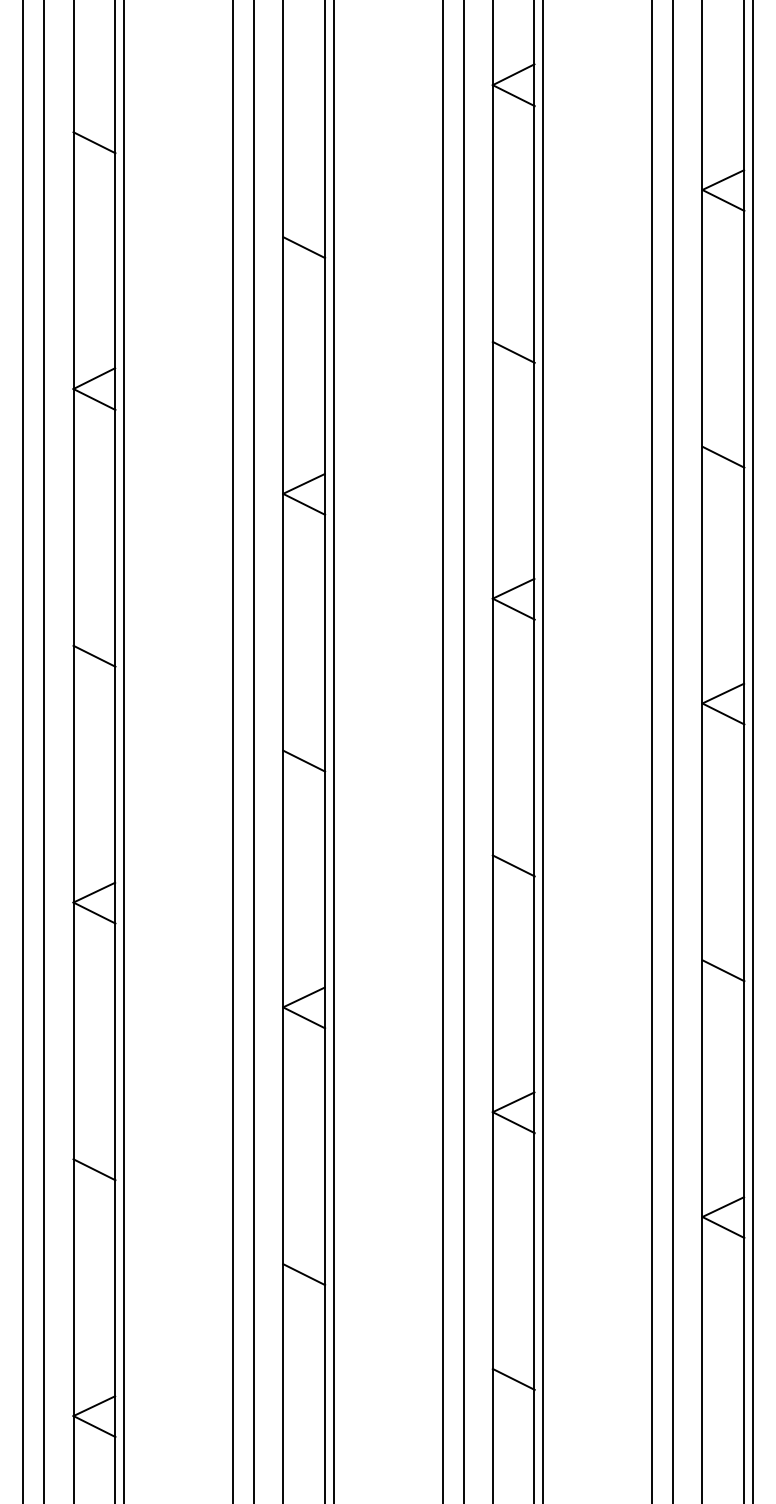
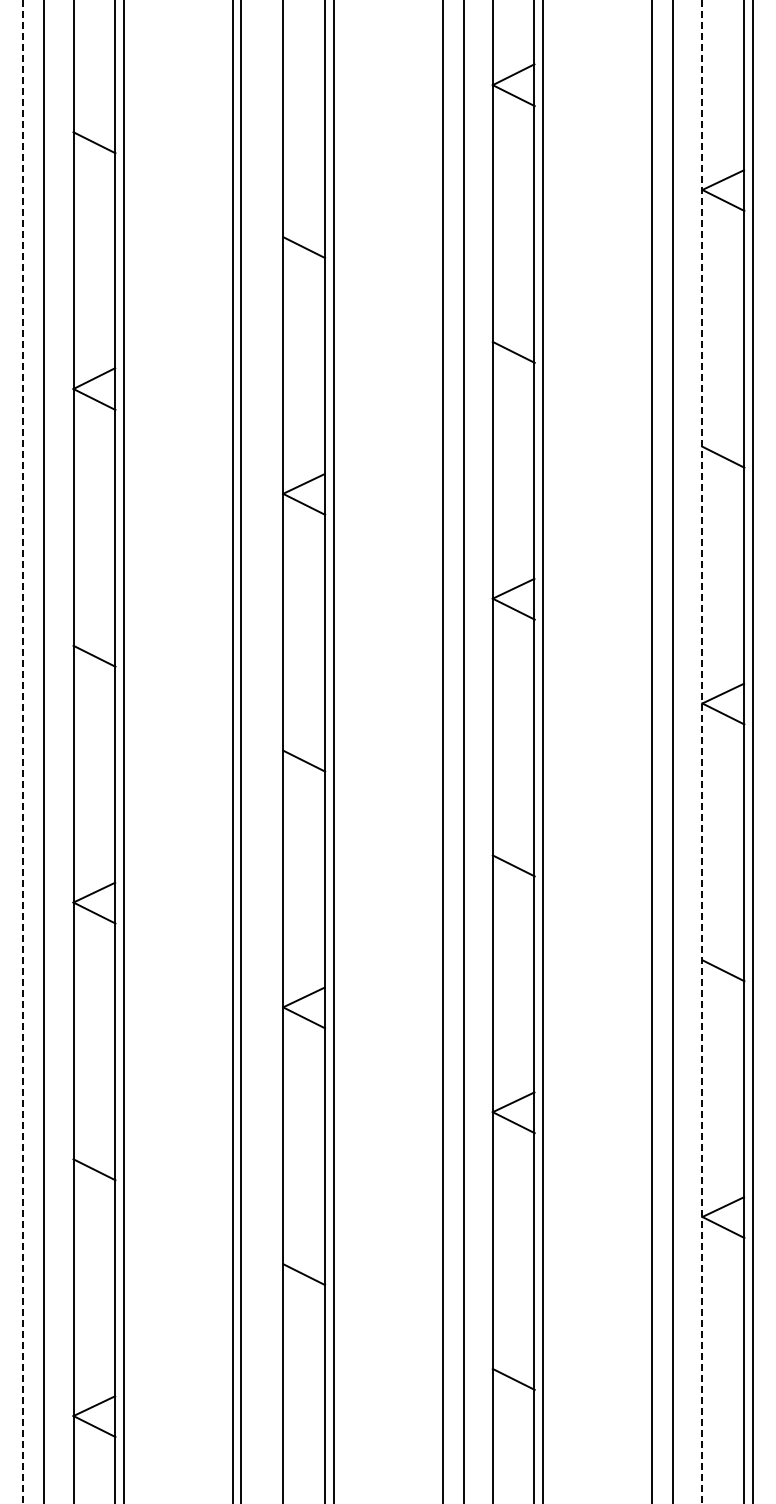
line: solid -> dashed (23, 751)
line position: (254, 751) -> (241, 751) (241, 751)
line: solid -> dashed (702, 752)
